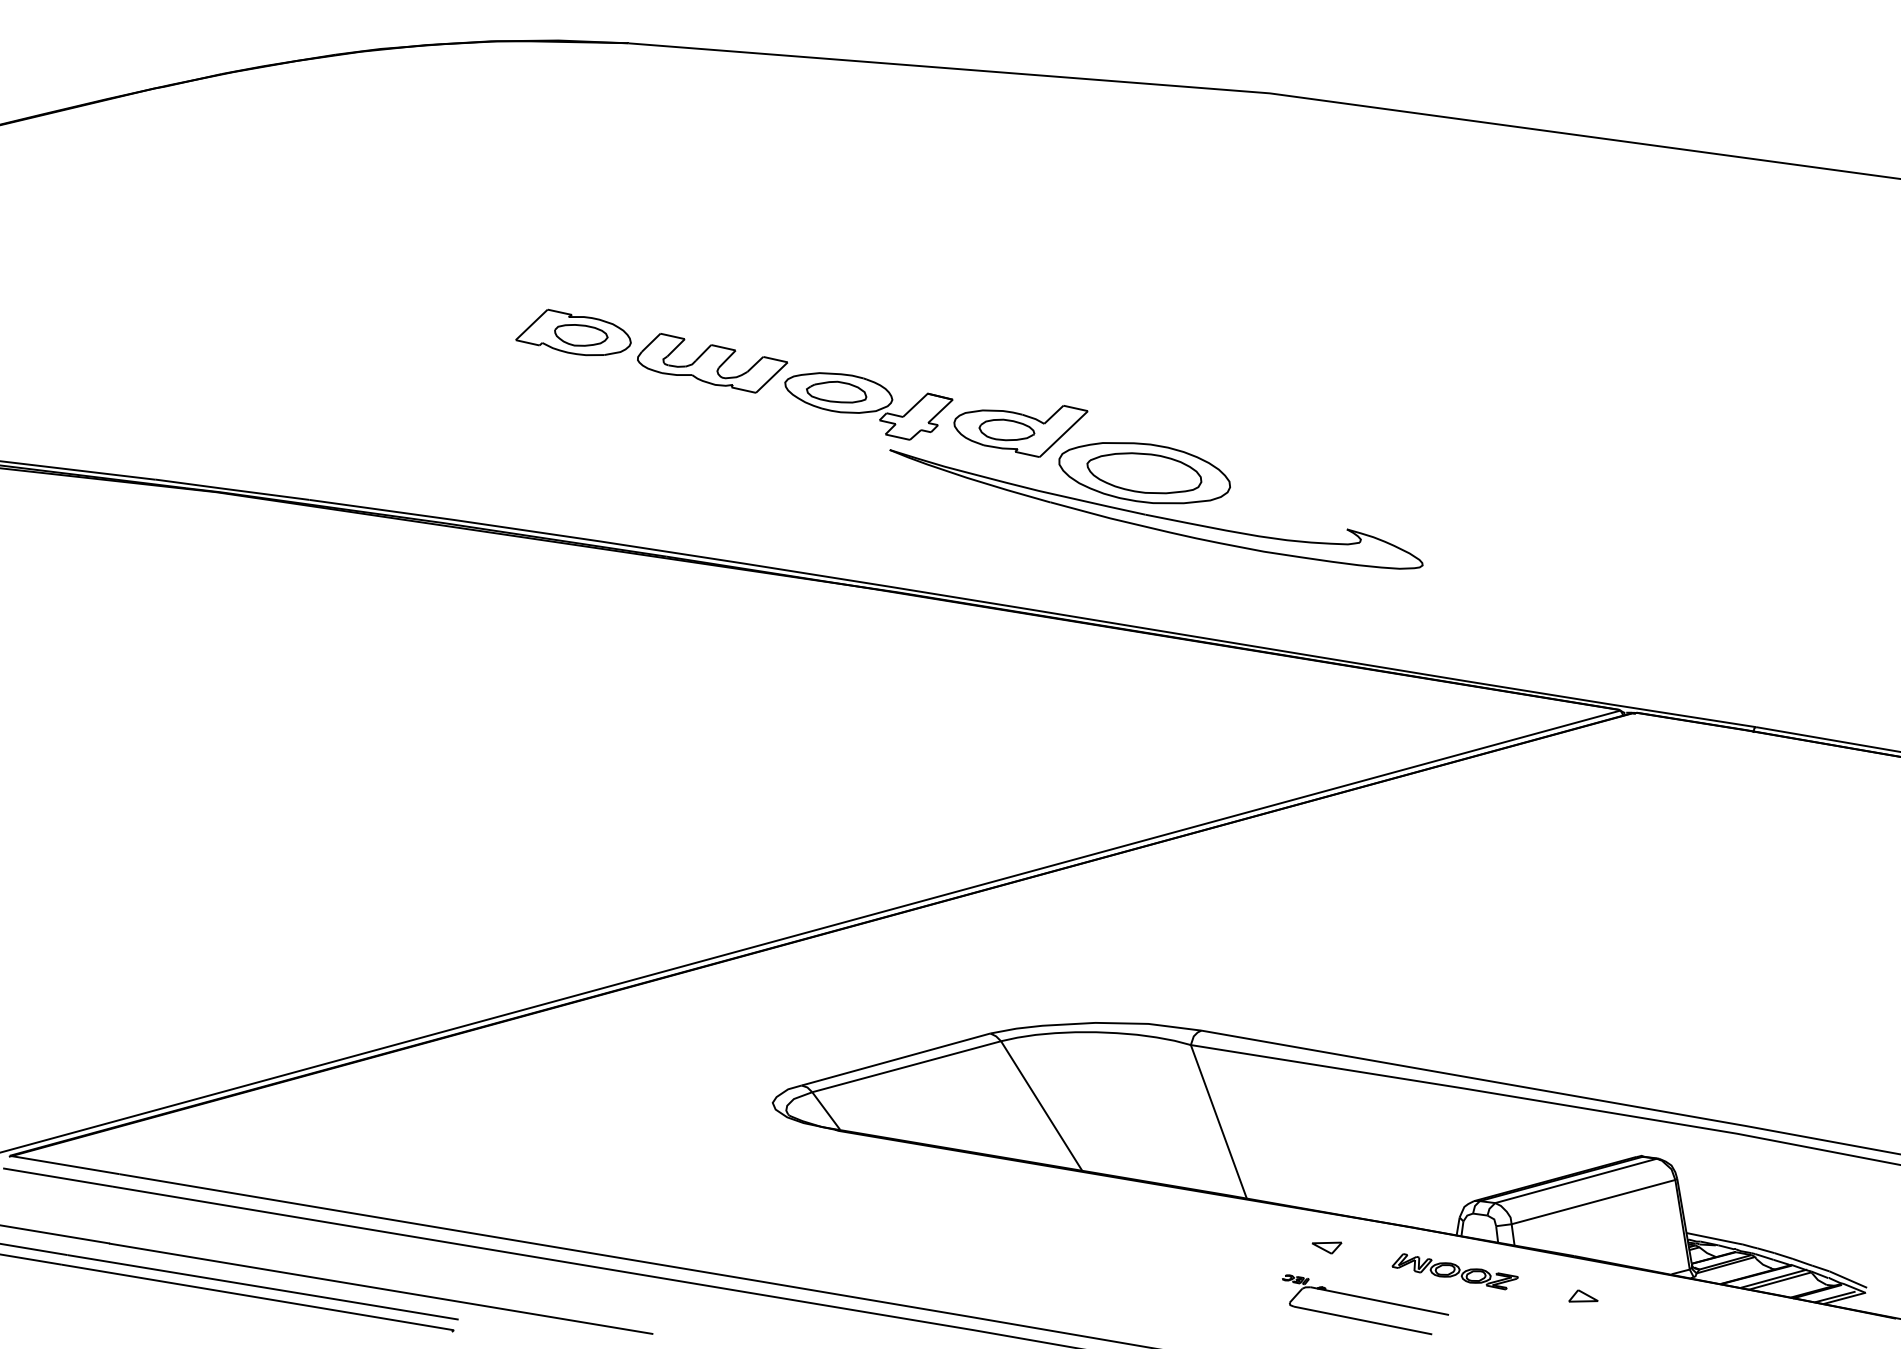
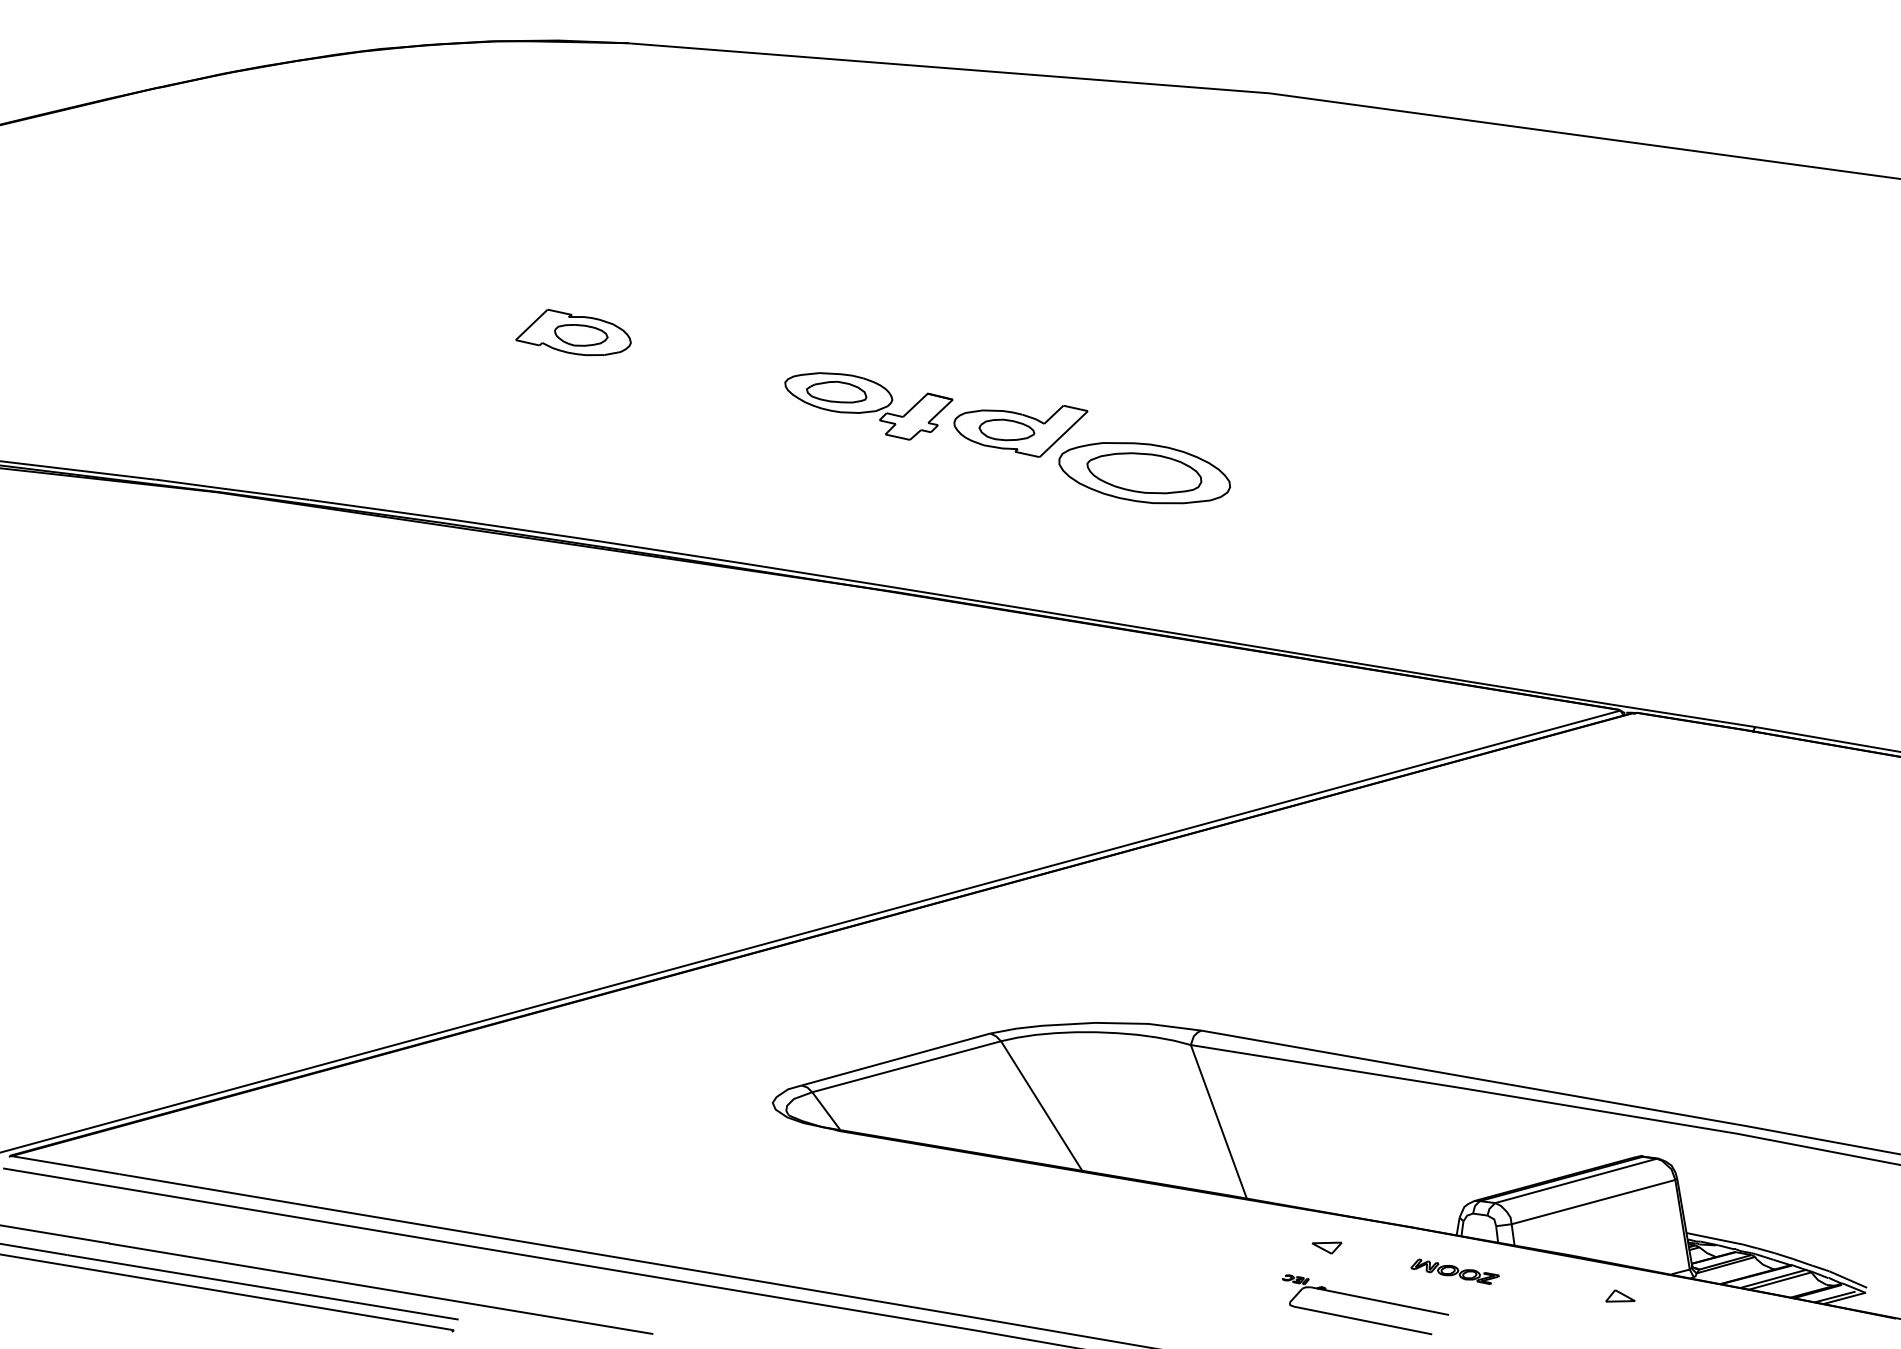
part: present -> none (712, 363)
part: present -> none (1155, 515)
part size: 128x38 px -> 90x27 px (1454, 1271)
part position: (1583, 1295) -> (1620, 1295) (1620, 1295)
